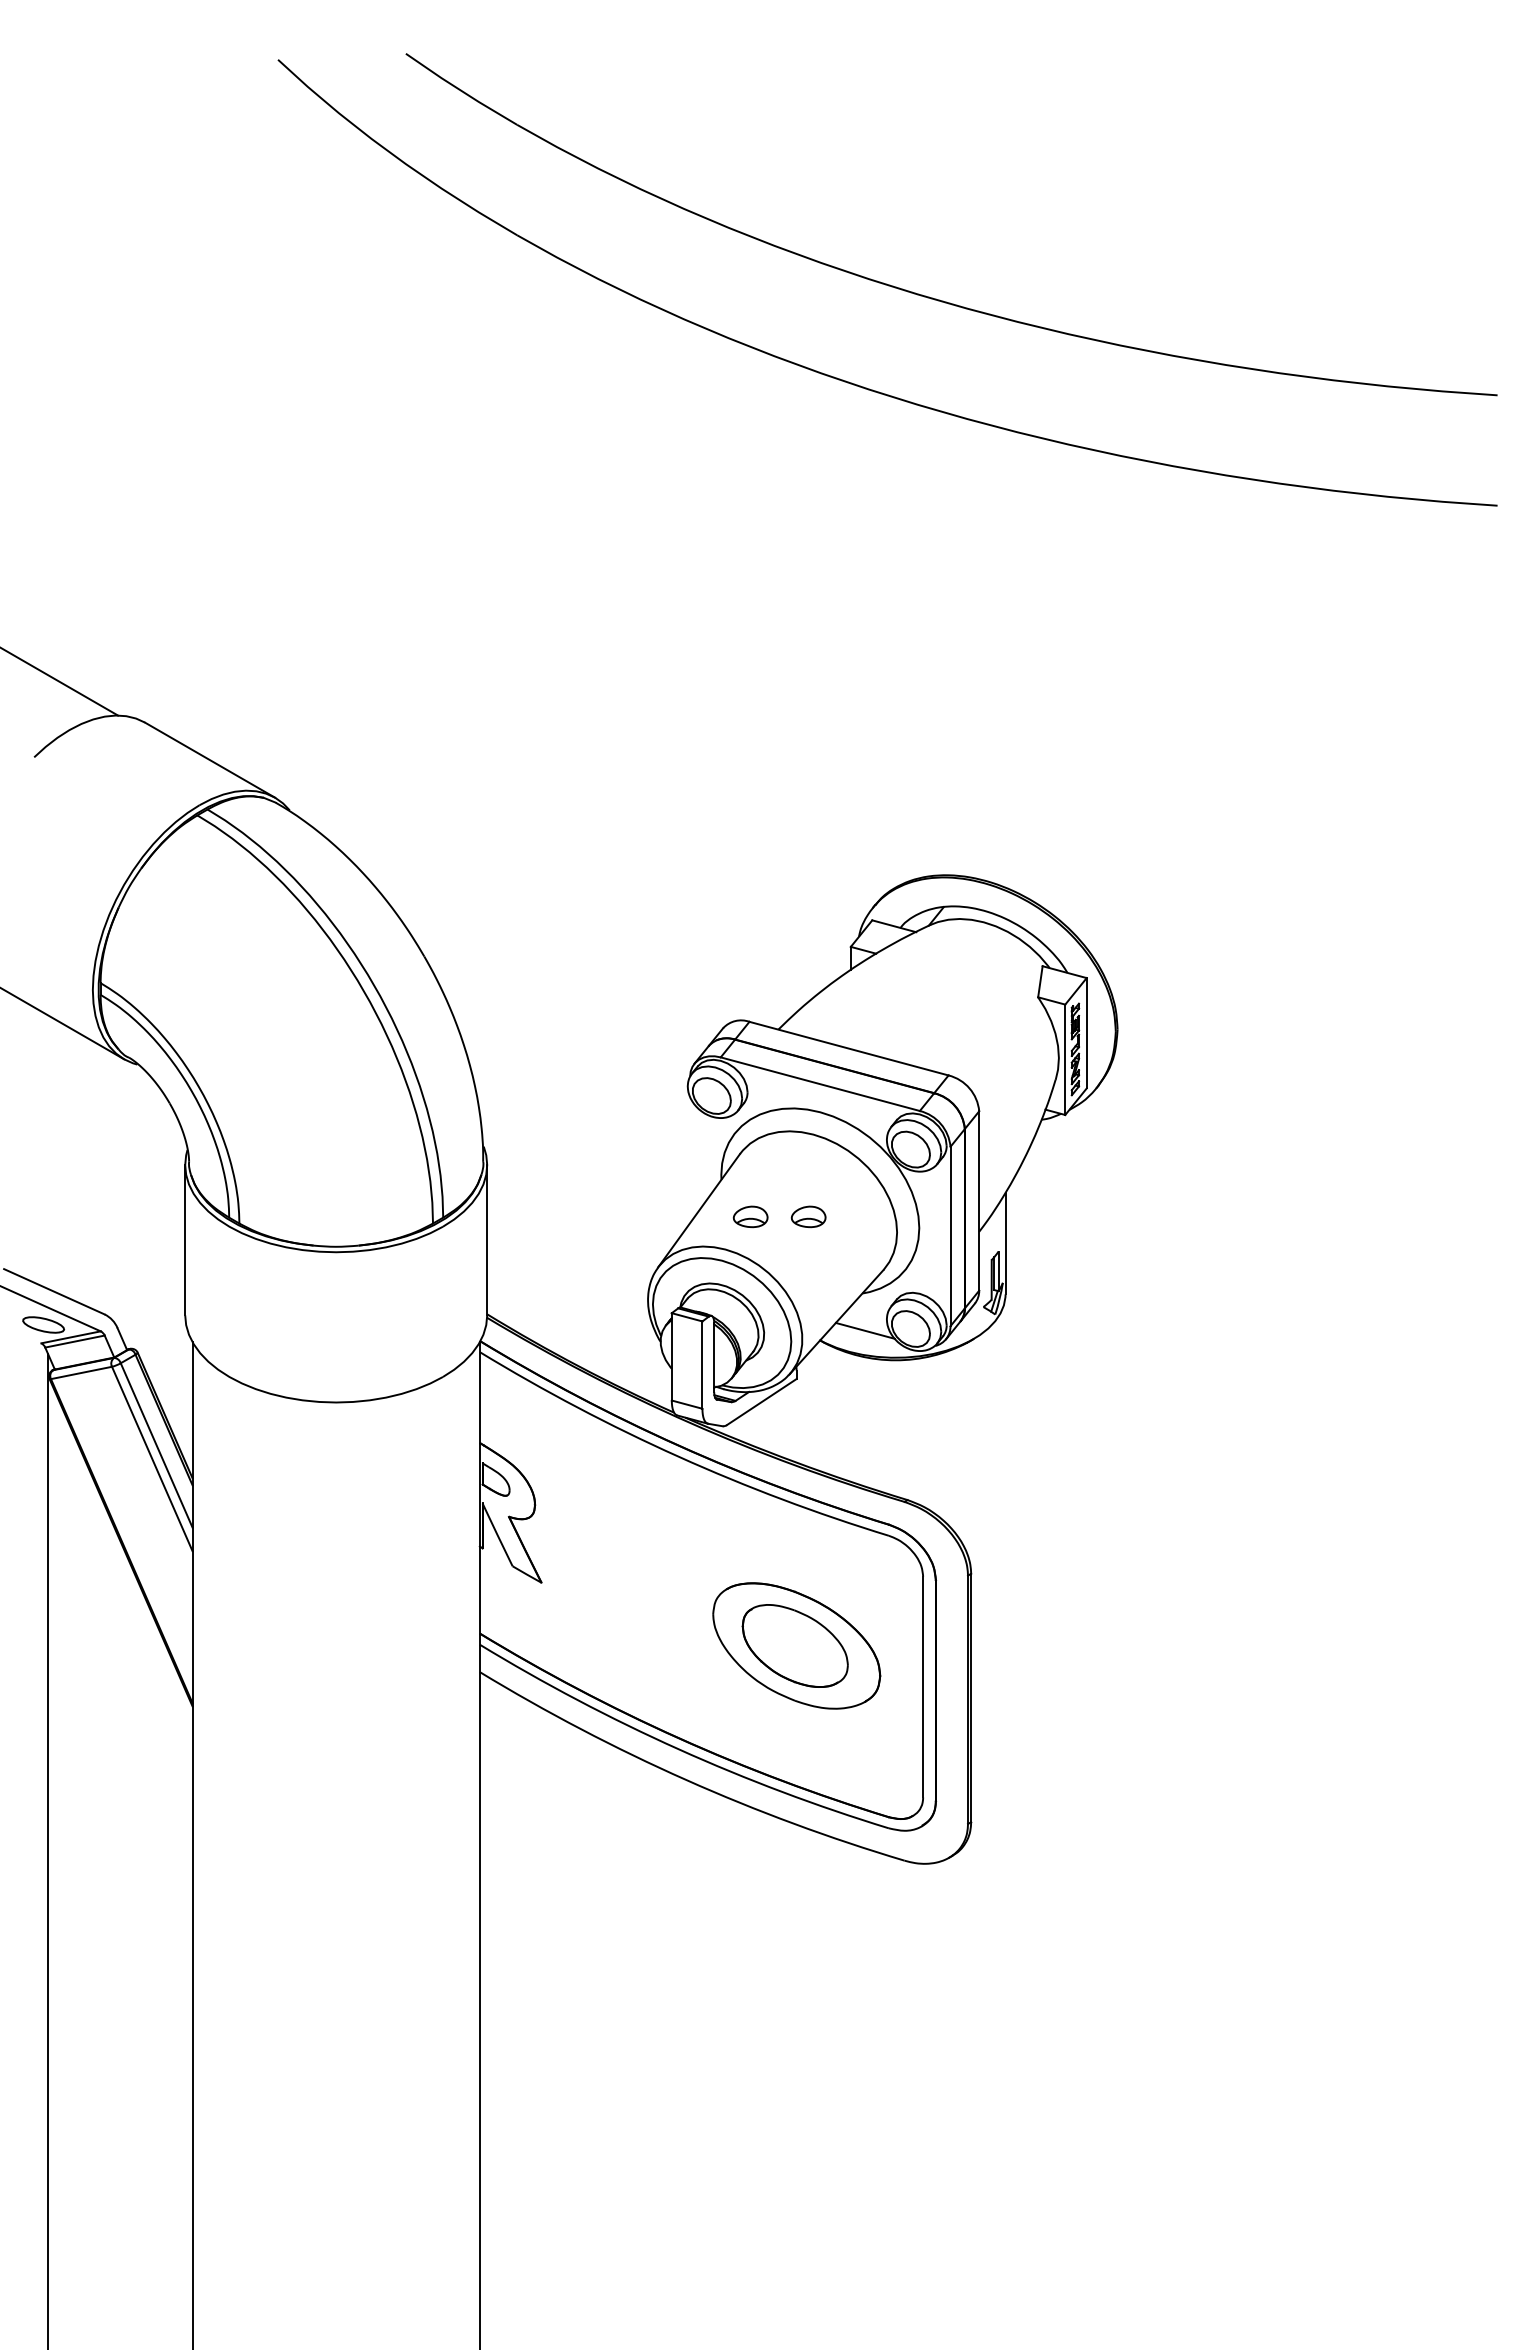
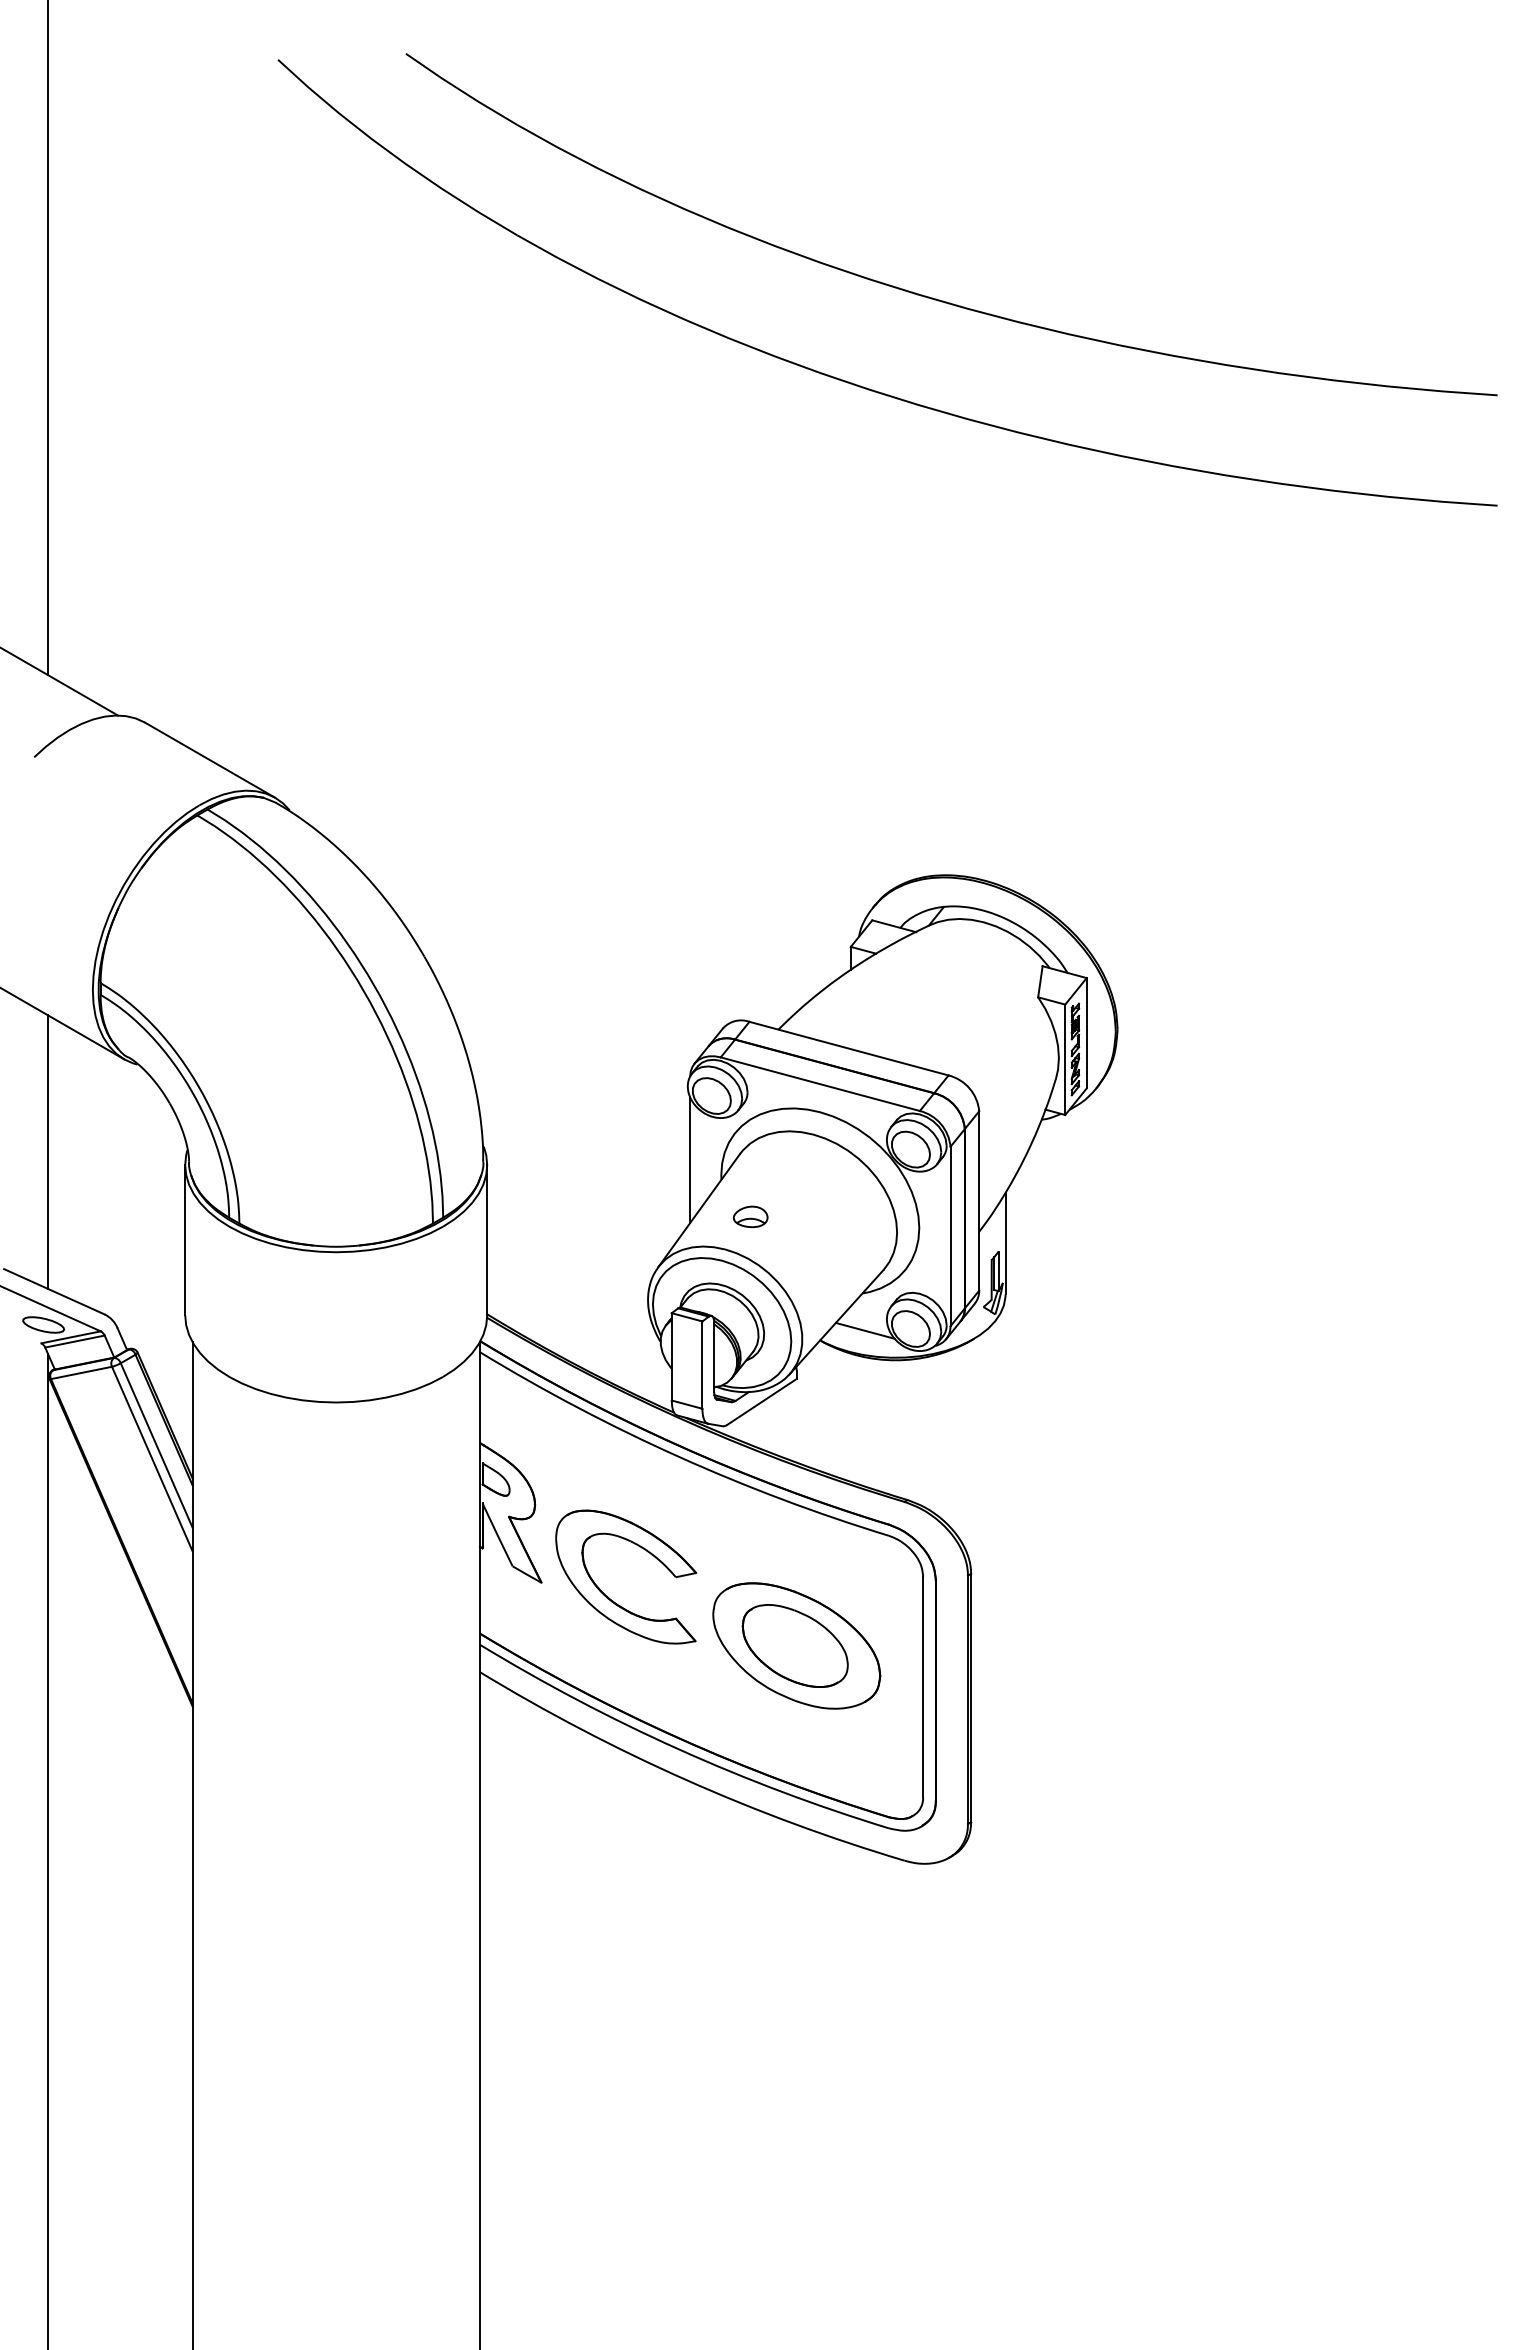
line: none -> present (48, 338)
line: none -> present (48, 1151)
line: none -> present (690, 1159)
part: present -> none (808, 1216)
part: none -> present (608, 1596)
